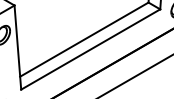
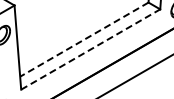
line: solid -> dashed (83, 39)
line: solid -> dashed (91, 49)
